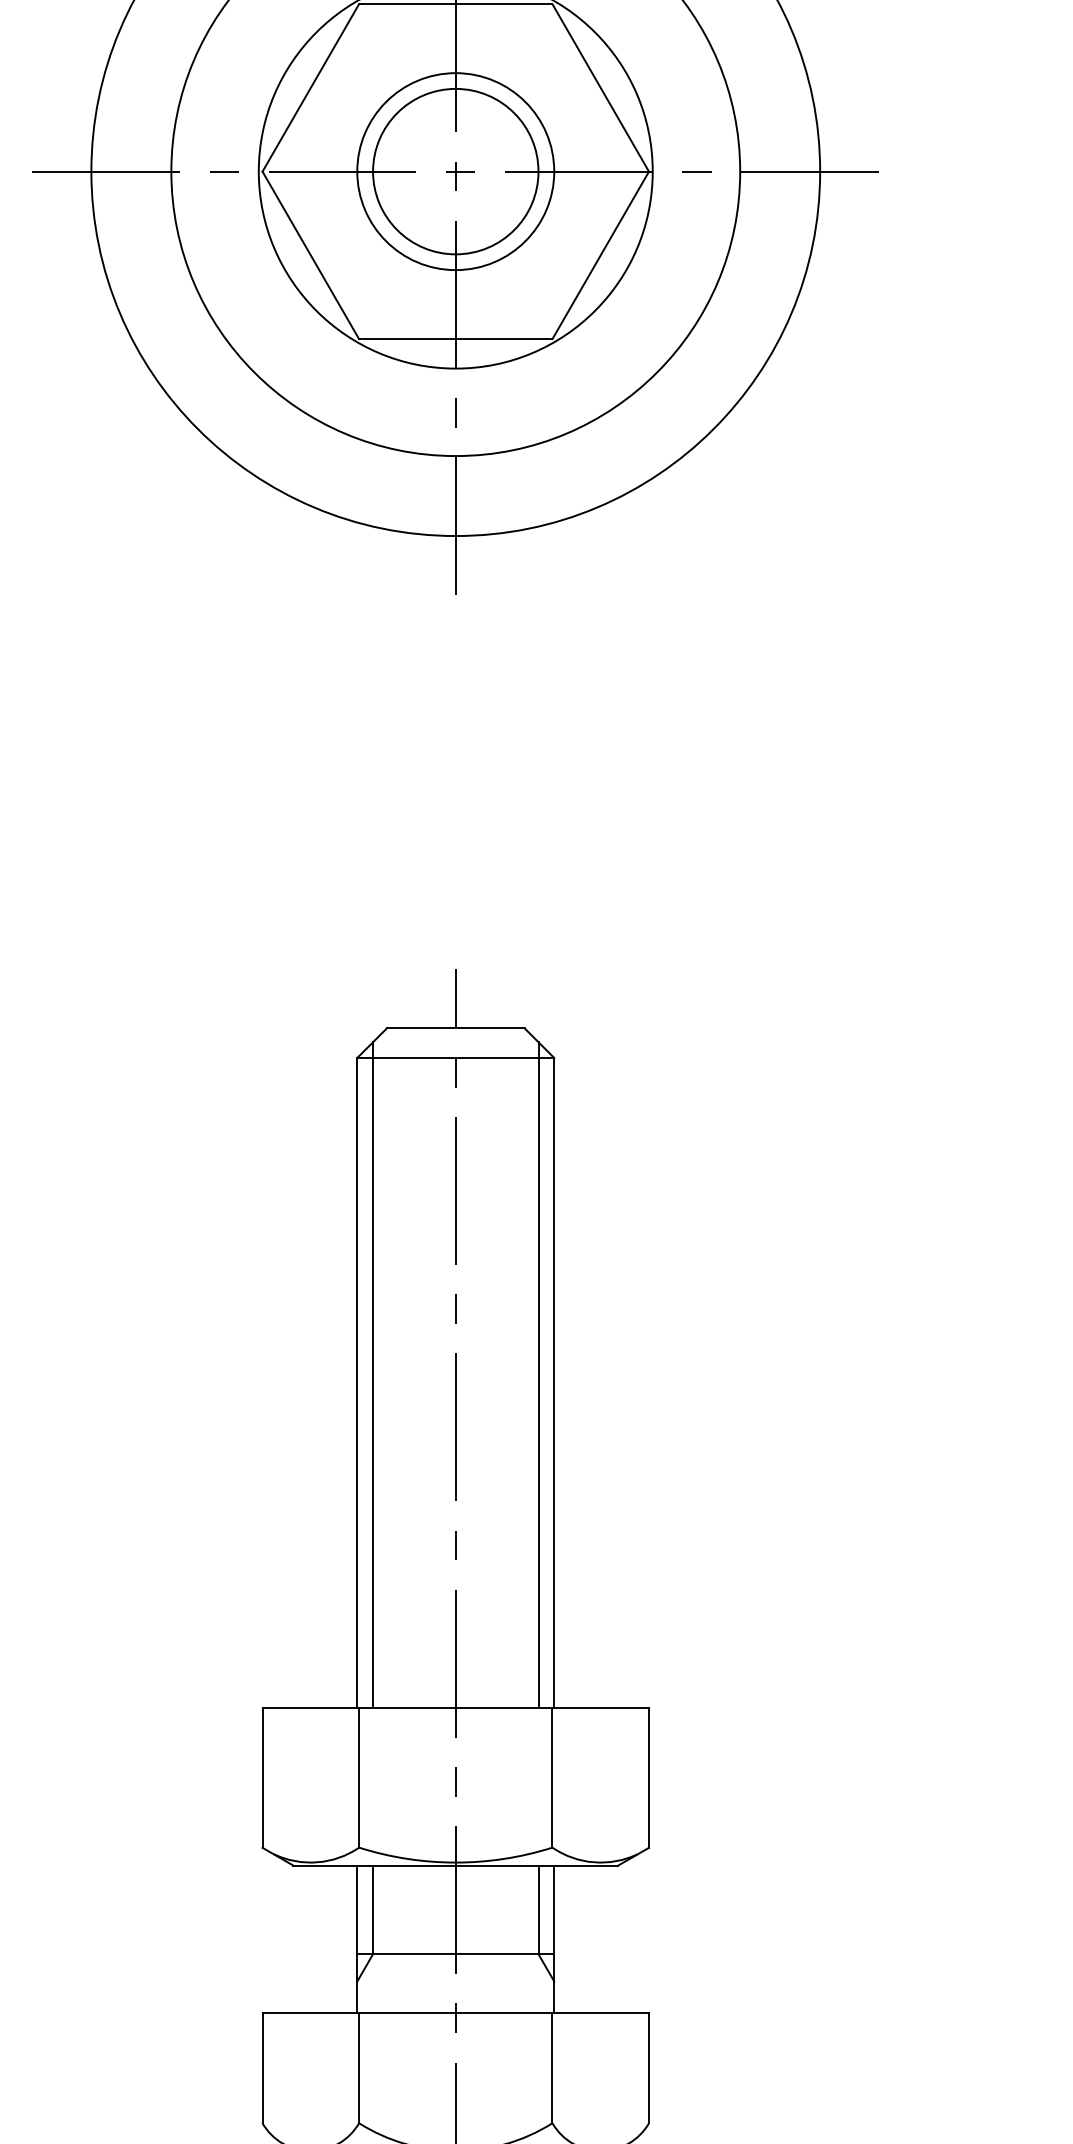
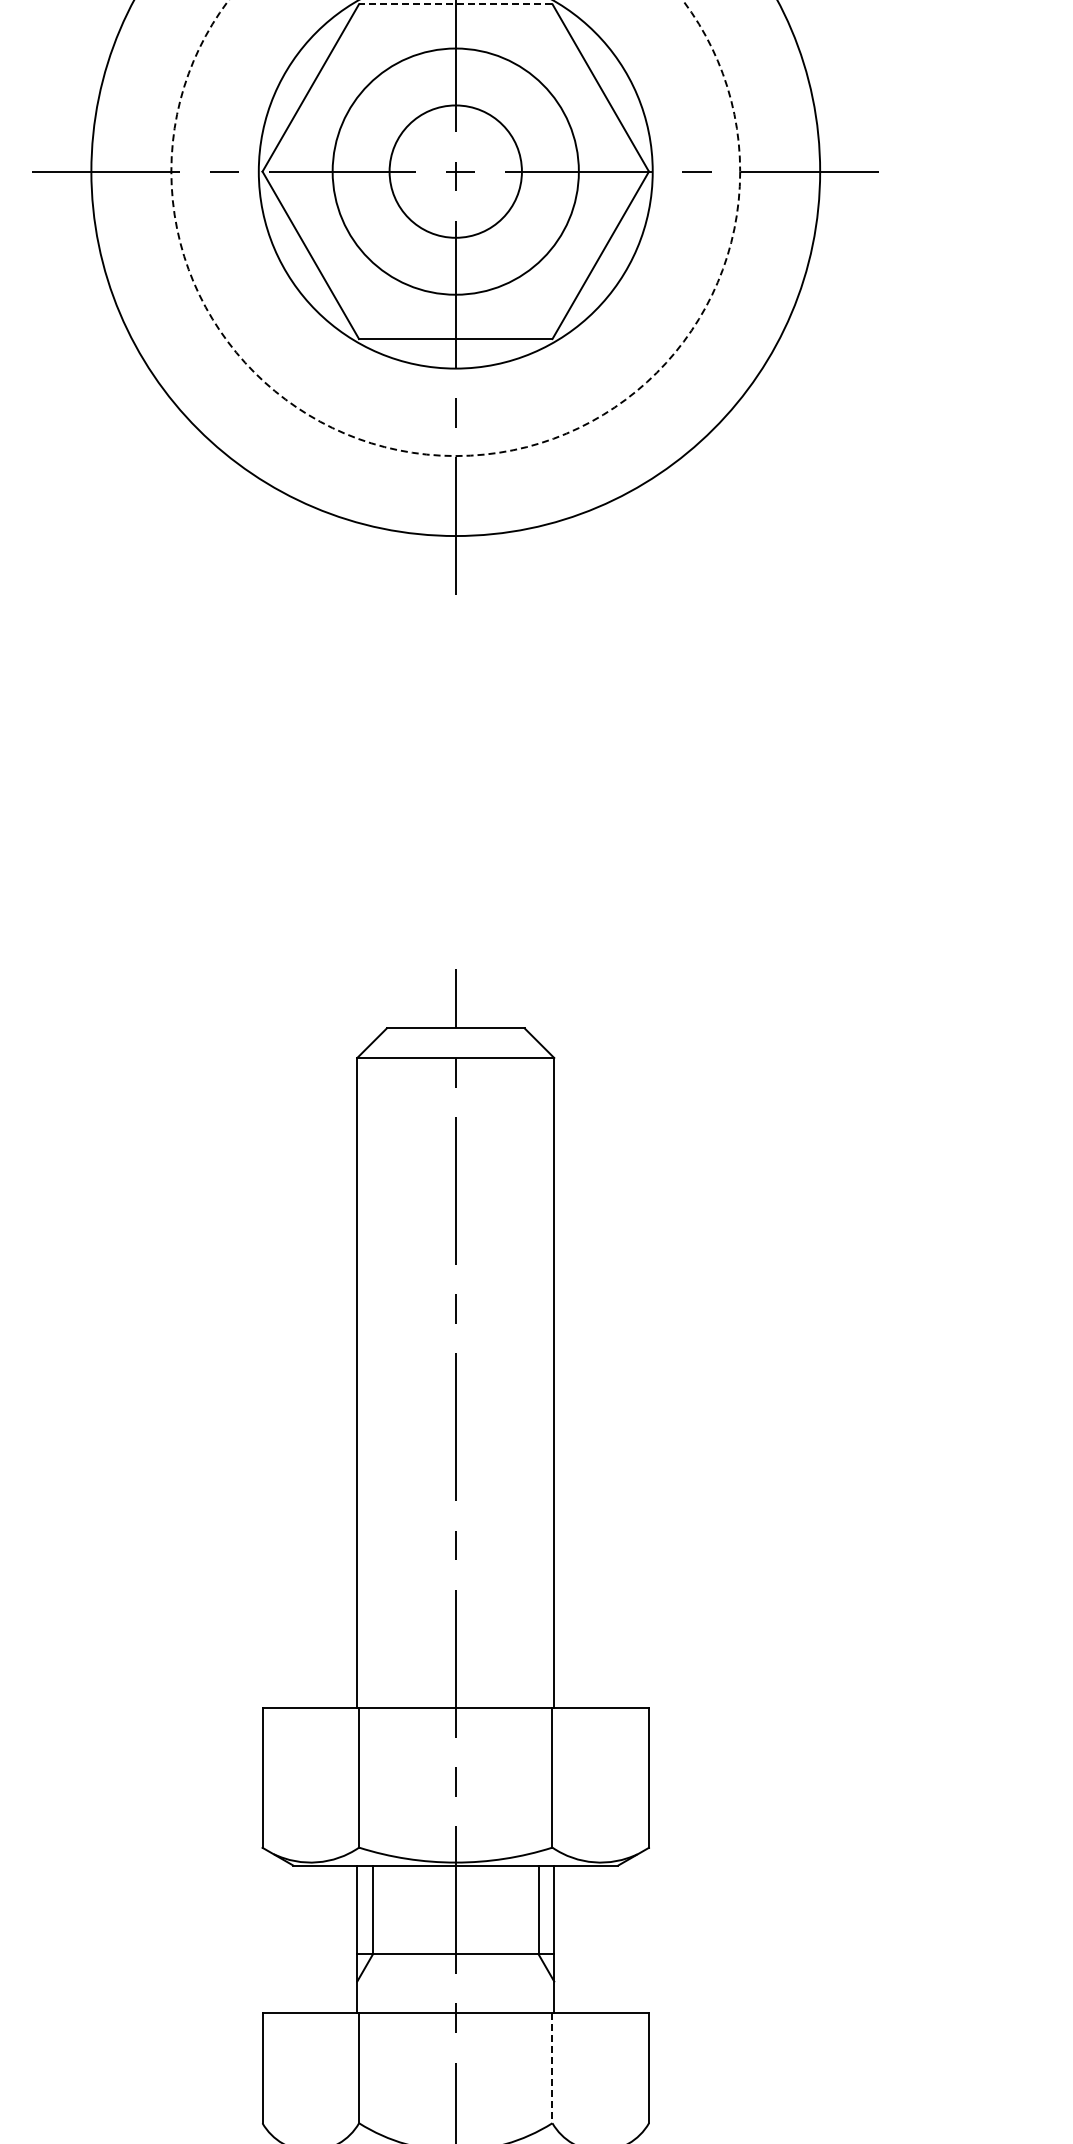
line: solid -> dashed (455, 4)
circle diameter: 165 px -> 132 px (455, 171)
circle diameter: 197 px -> 246 px (455, 171)
circle: solid -> dashed (455, 228)
line: present -> none (373, 1374)
line: present -> none (538, 1374)
line: solid -> dashed (552, 2068)
